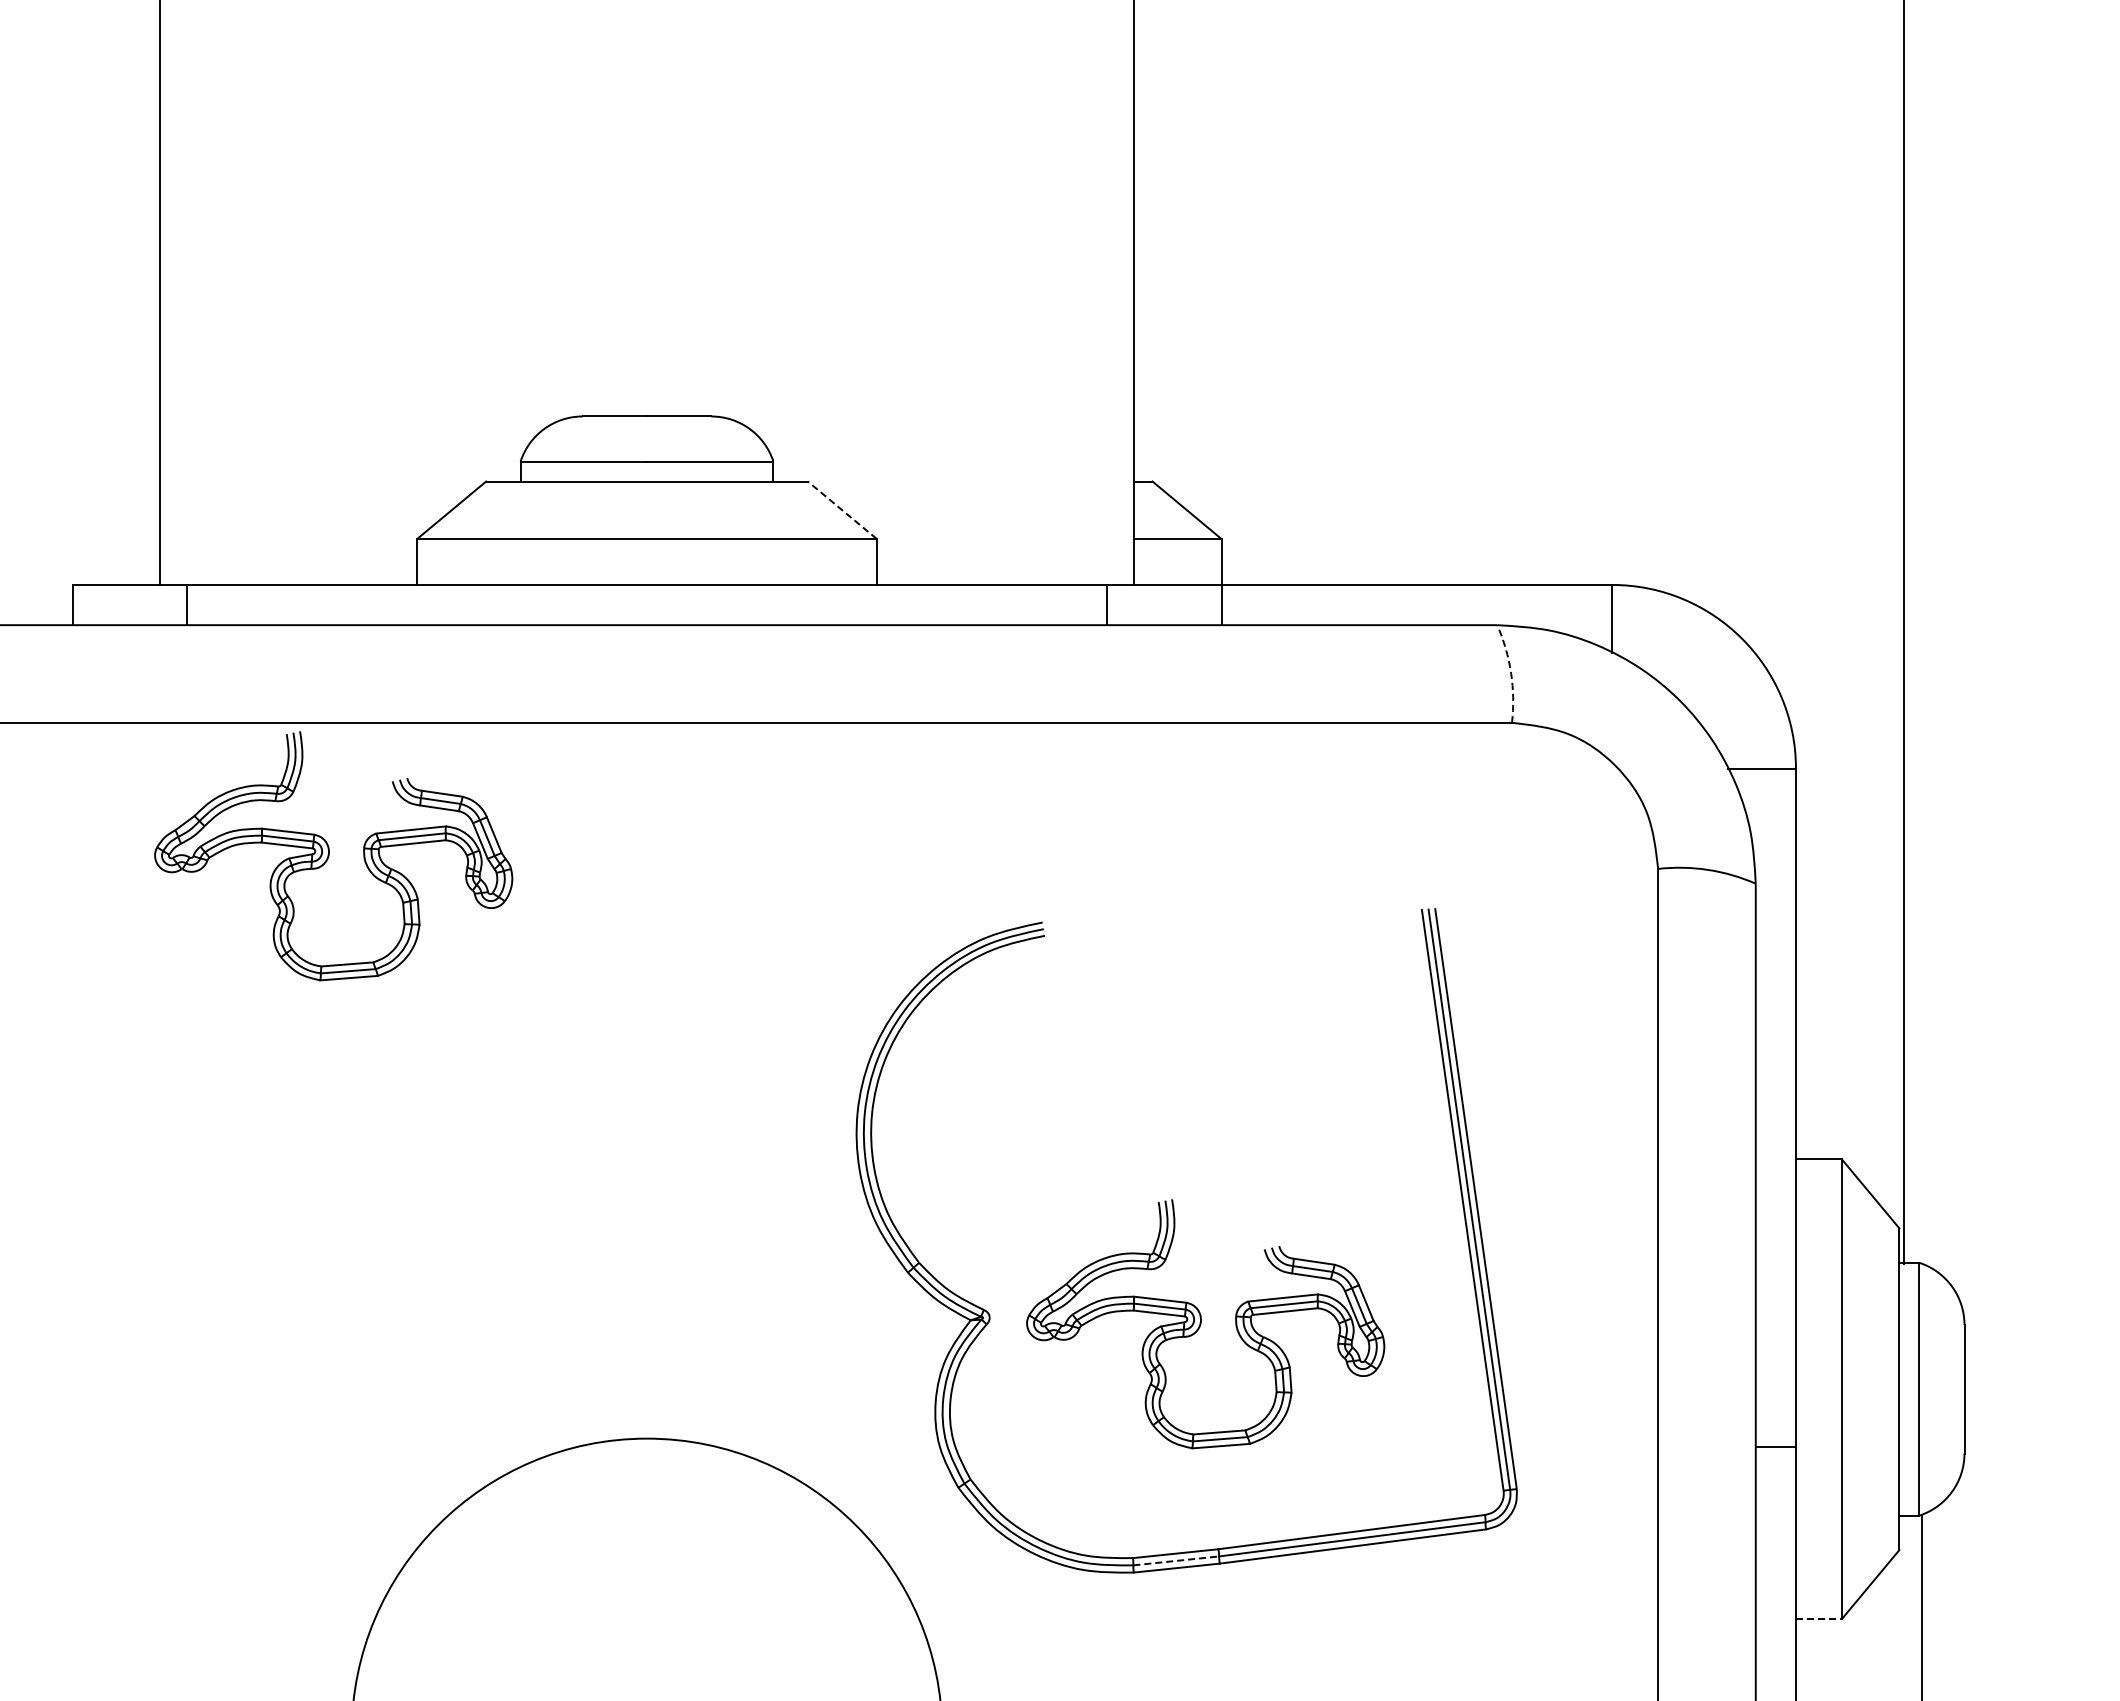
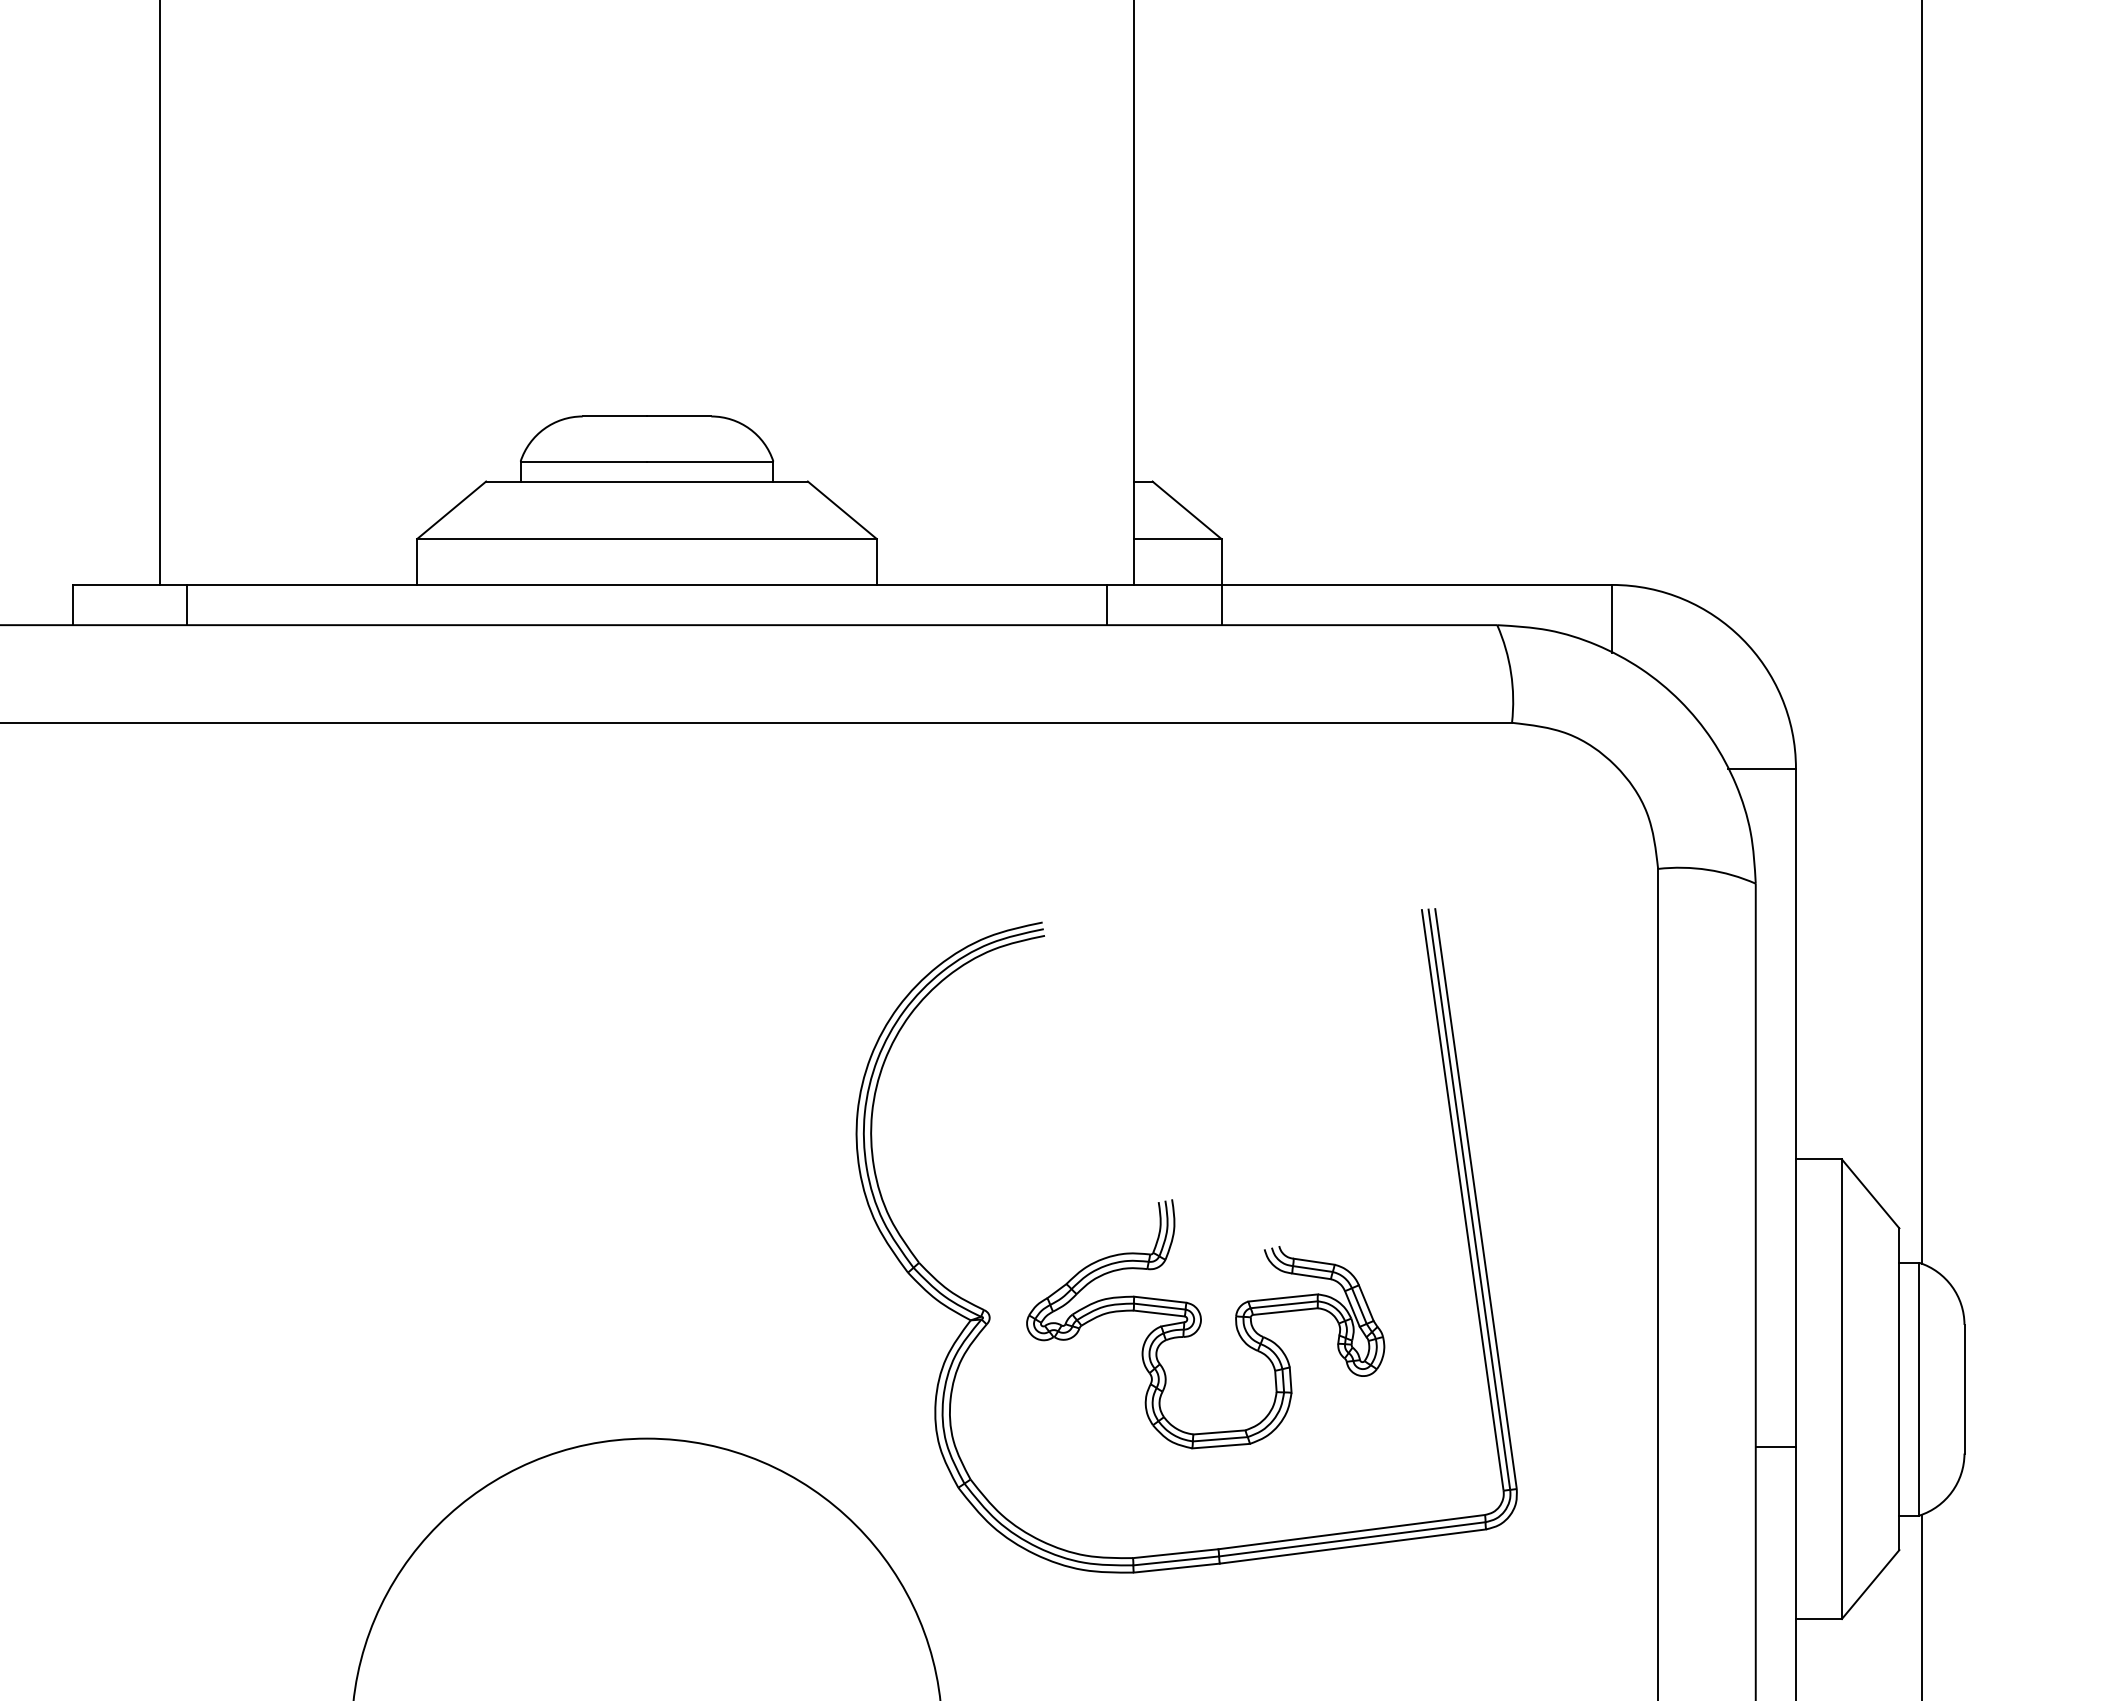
line: dashed -> solid (842, 510)
line position: (1904, 632) -> (1922, 632) (1922, 632)
arc: dashed -> solid (1511, 673)
part: present -> none (333, 856)
line: dashed -> solid (1176, 1560)
line: dashed -> solid (1818, 1619)
